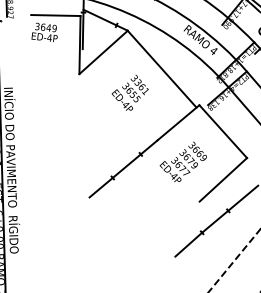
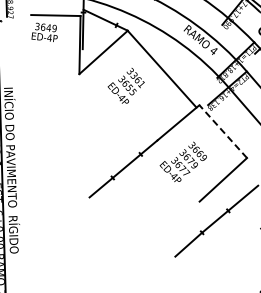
text position: (129, 92) -> (125, 85) (125, 85)
line: solid -> dashed (223, 131)
line: present -> none (233, 260)
